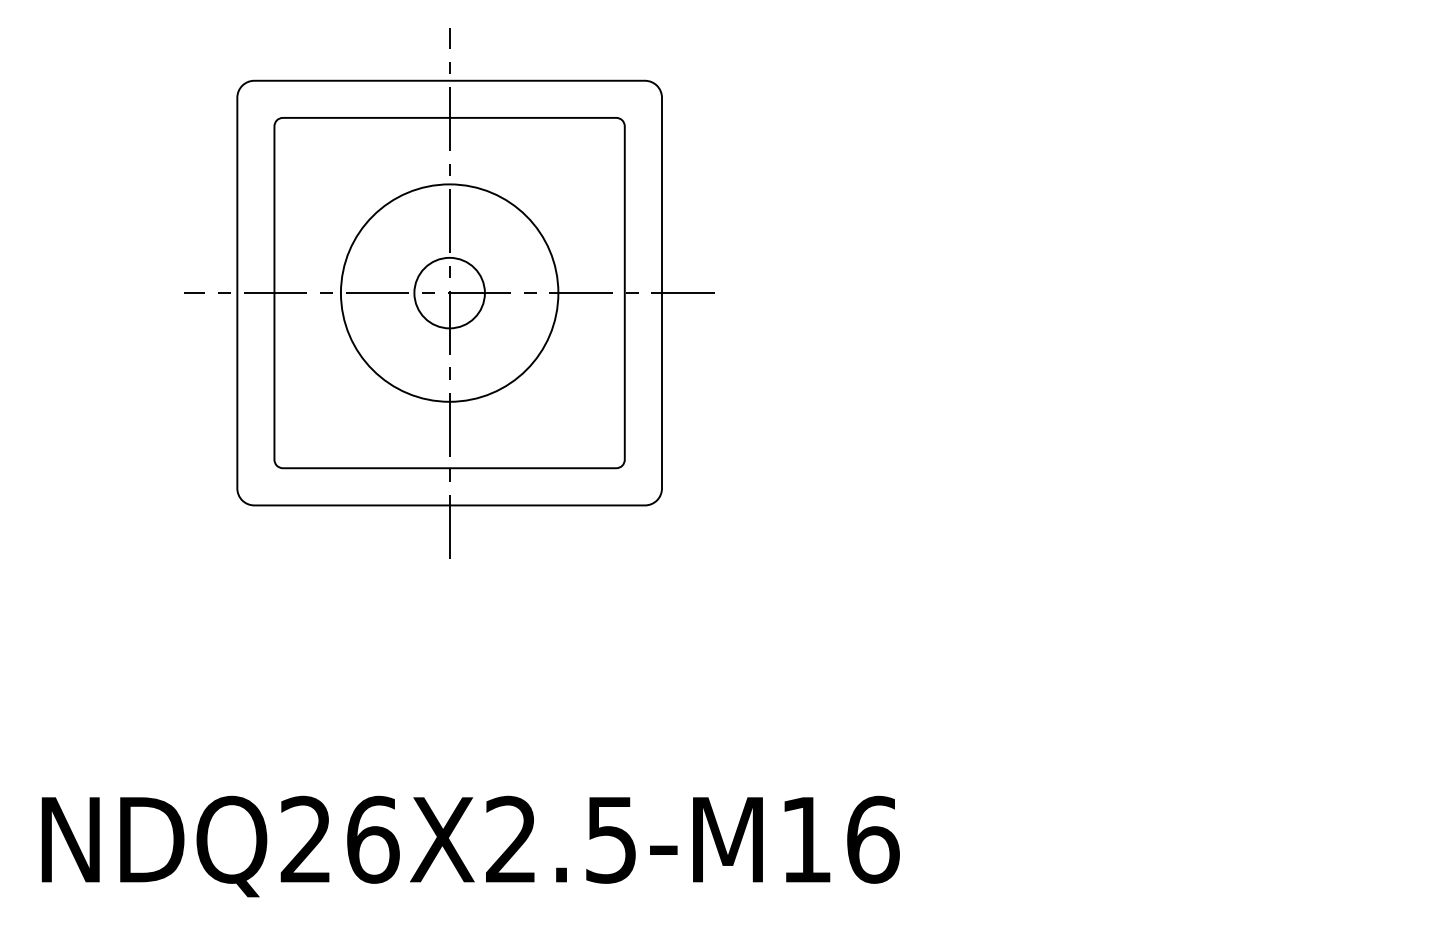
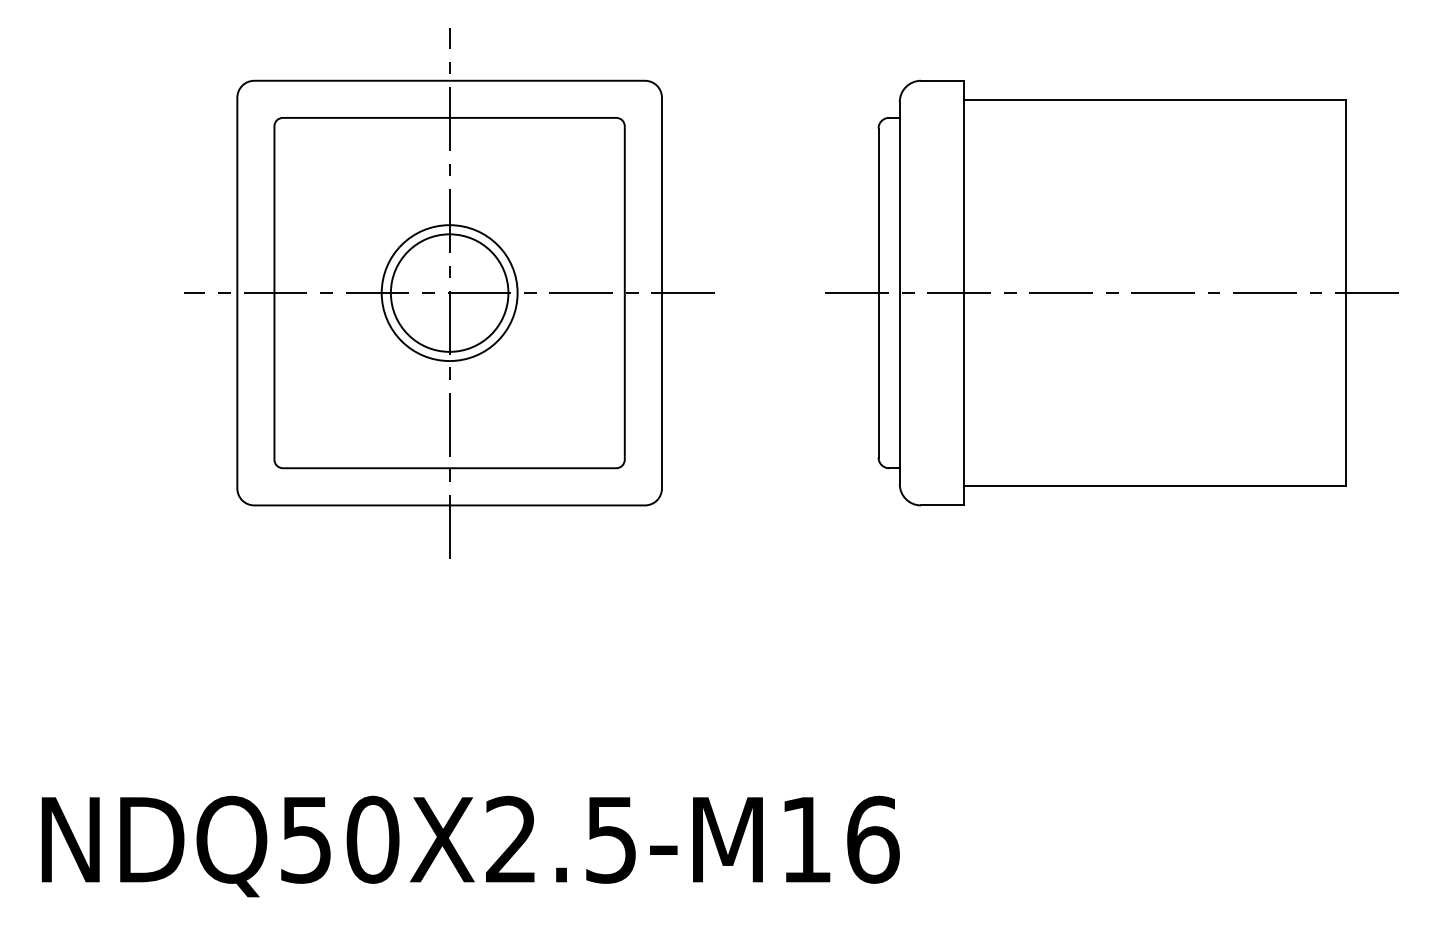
circle diameter: 217 px -> 136 px (449, 293)
circle diameter: 71 px -> 118 px (449, 292)
part: none -> present (1111, 292)
text: NDQ26X2.5-M16 -> NDQ50X2.5-M16 (339, 839)
